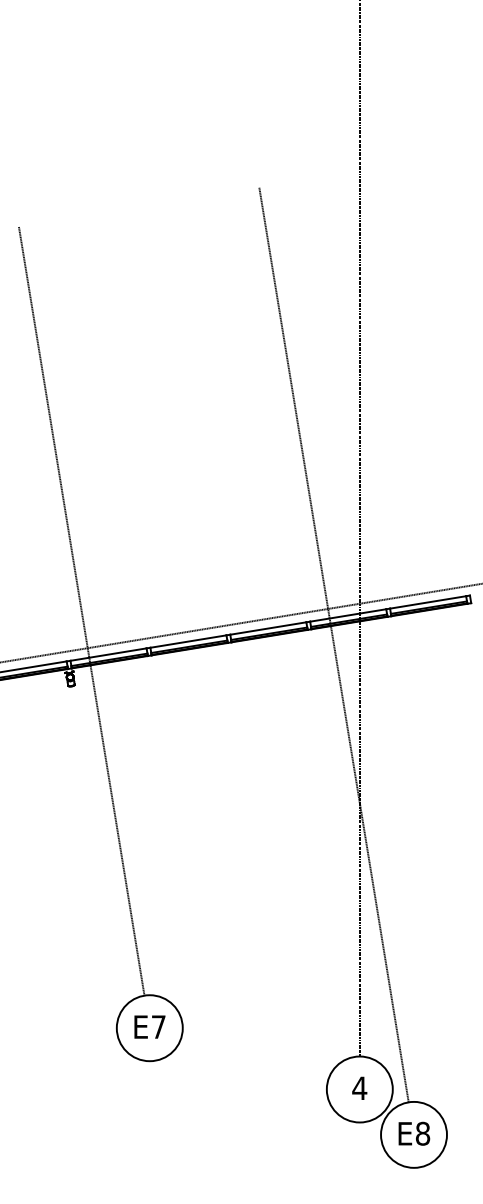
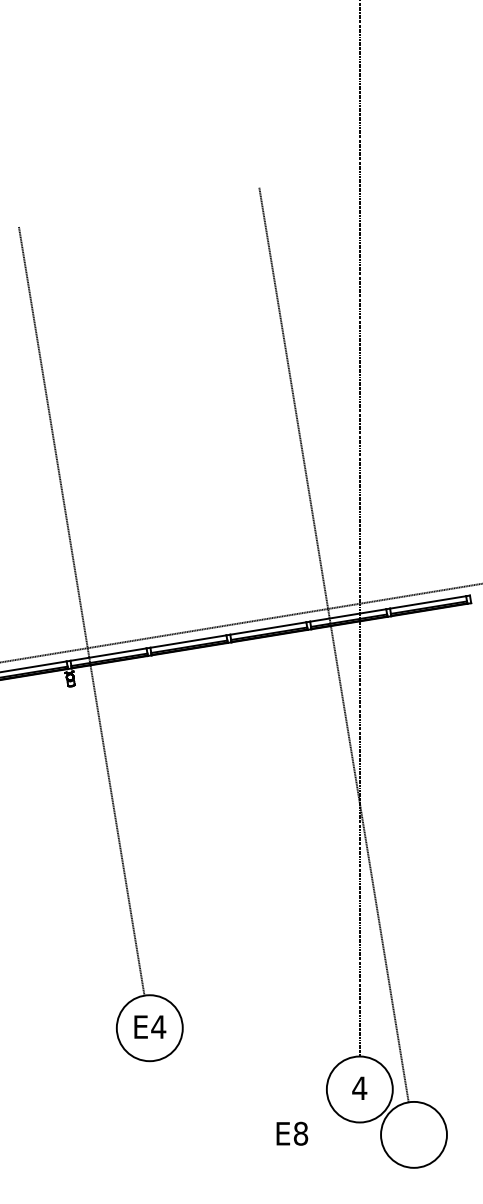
text: E7 -> E4 (158, 1026)
text position: (414, 1133) -> (292, 1133) (292, 1133)
